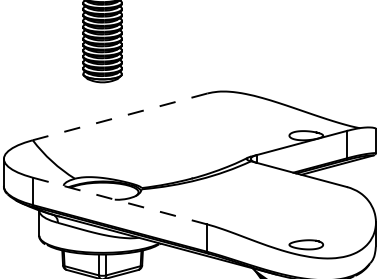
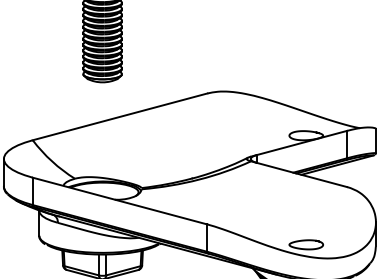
line: dashed -> solid (119, 117)
line: dashed -> solid (120, 201)
